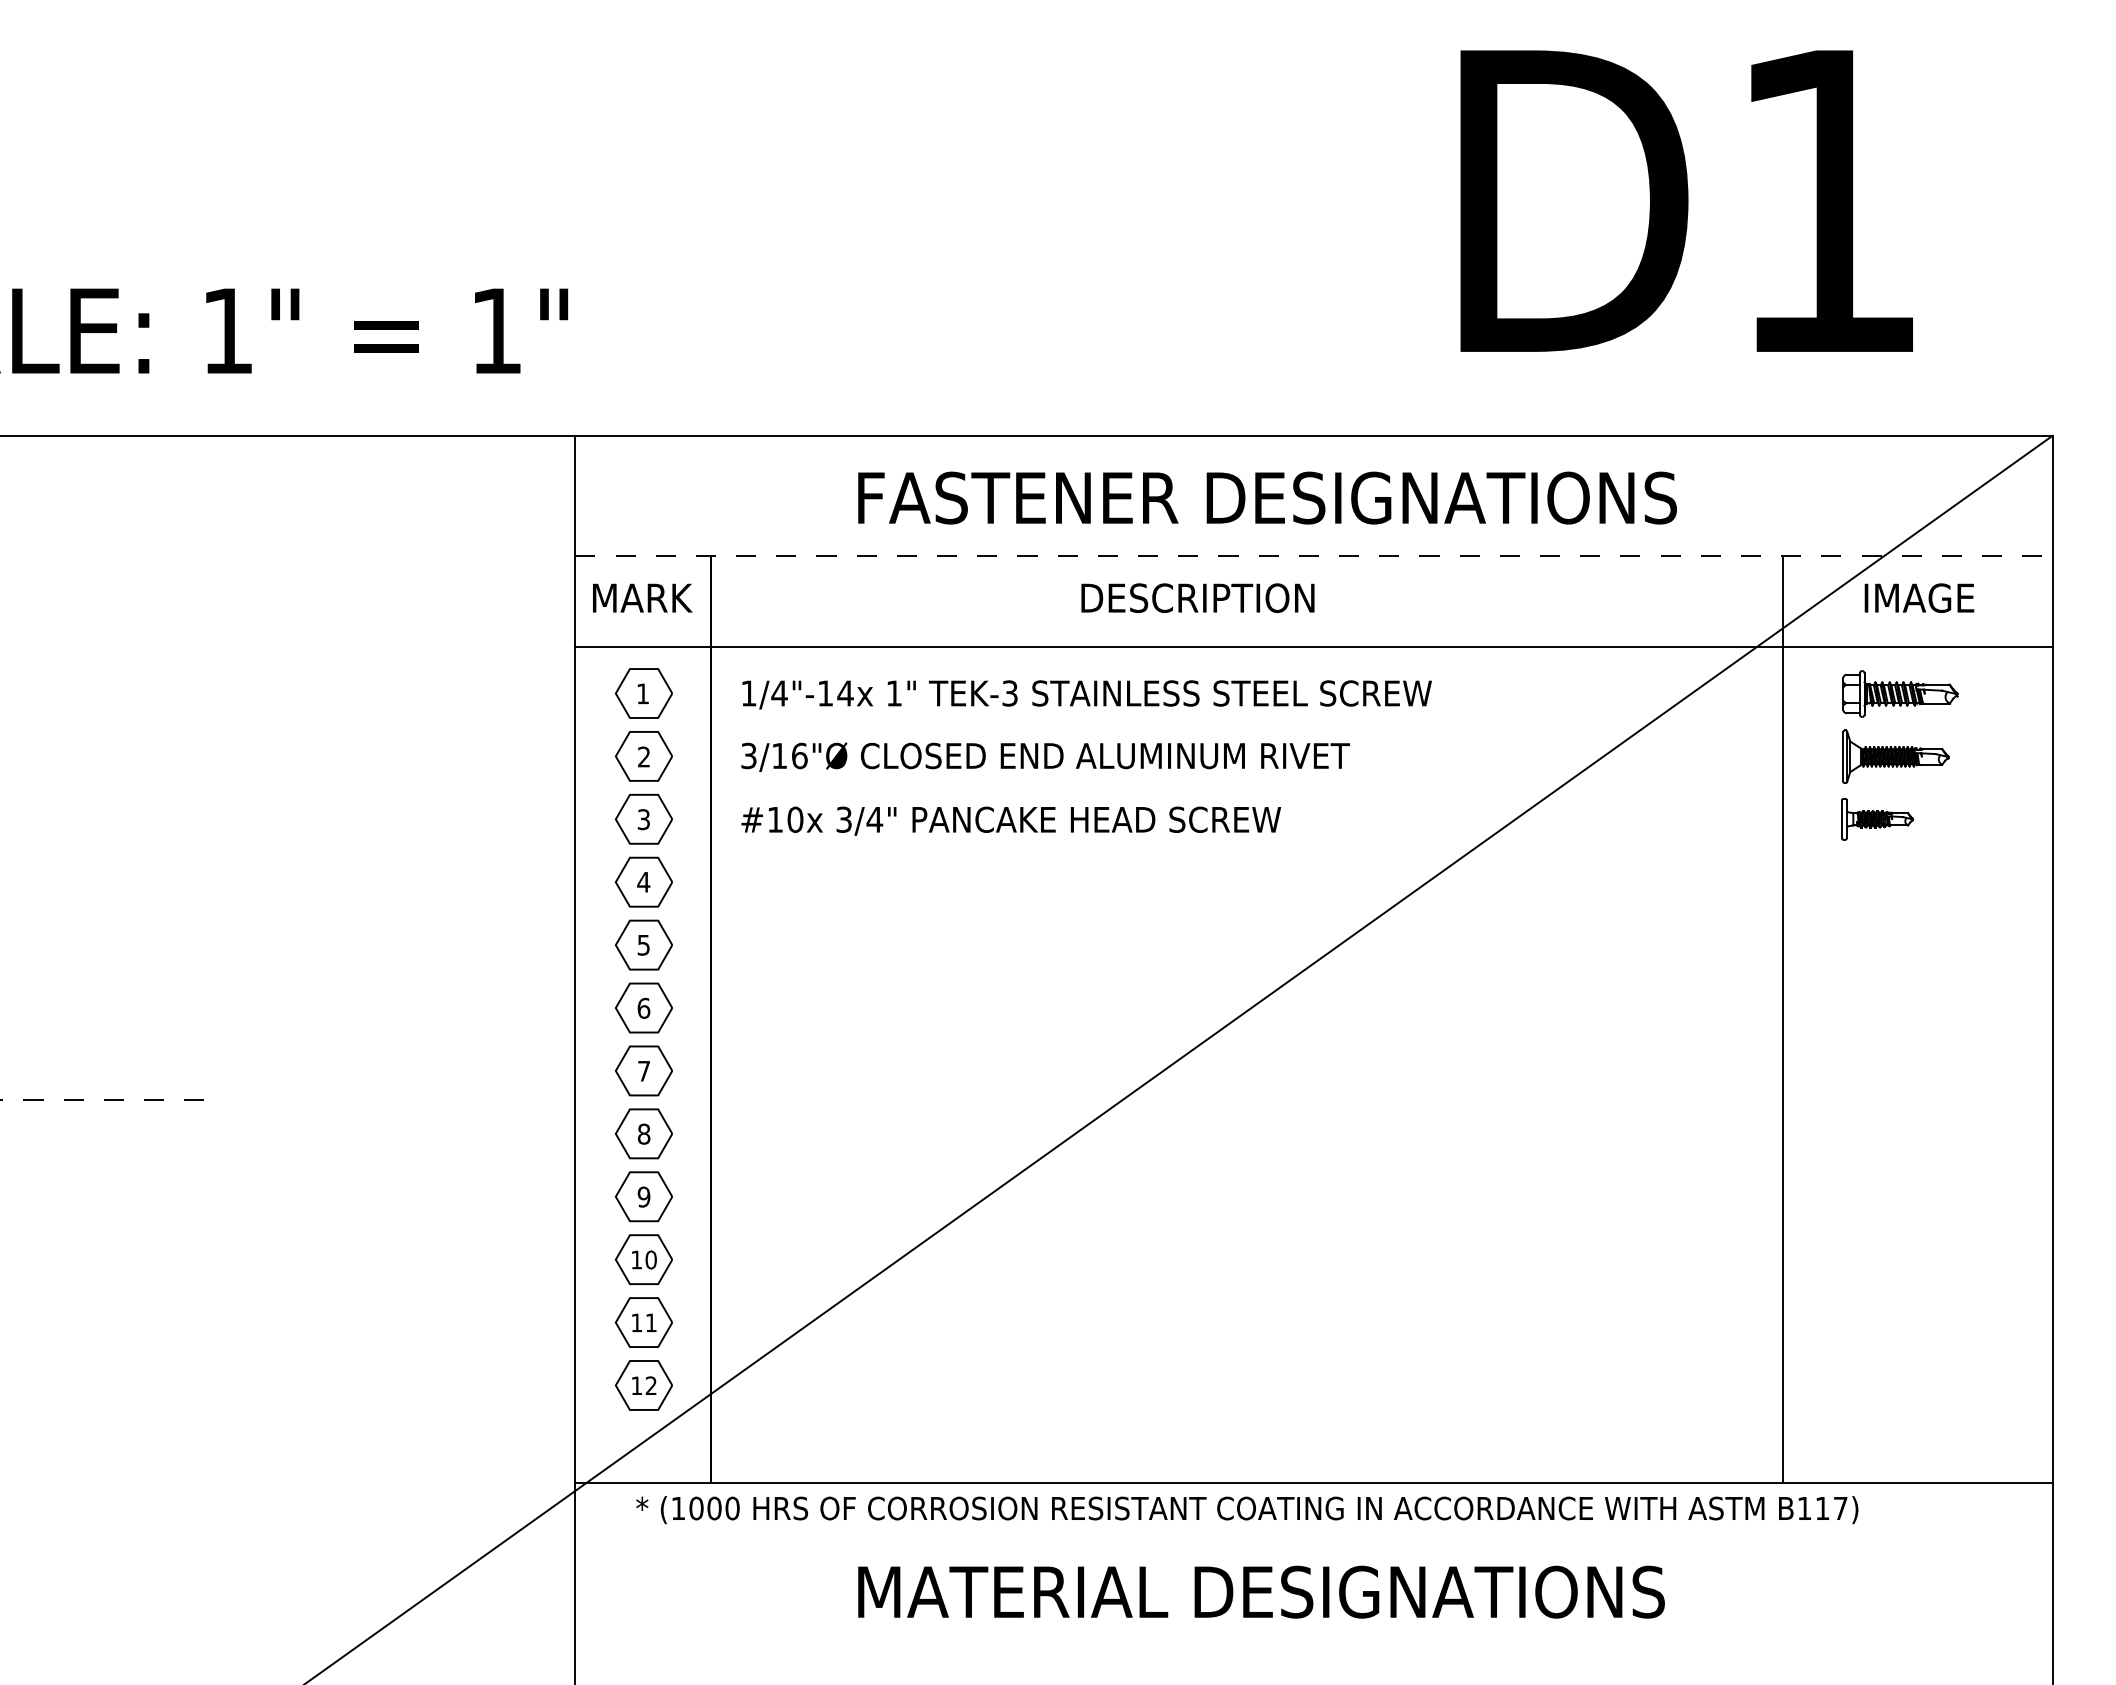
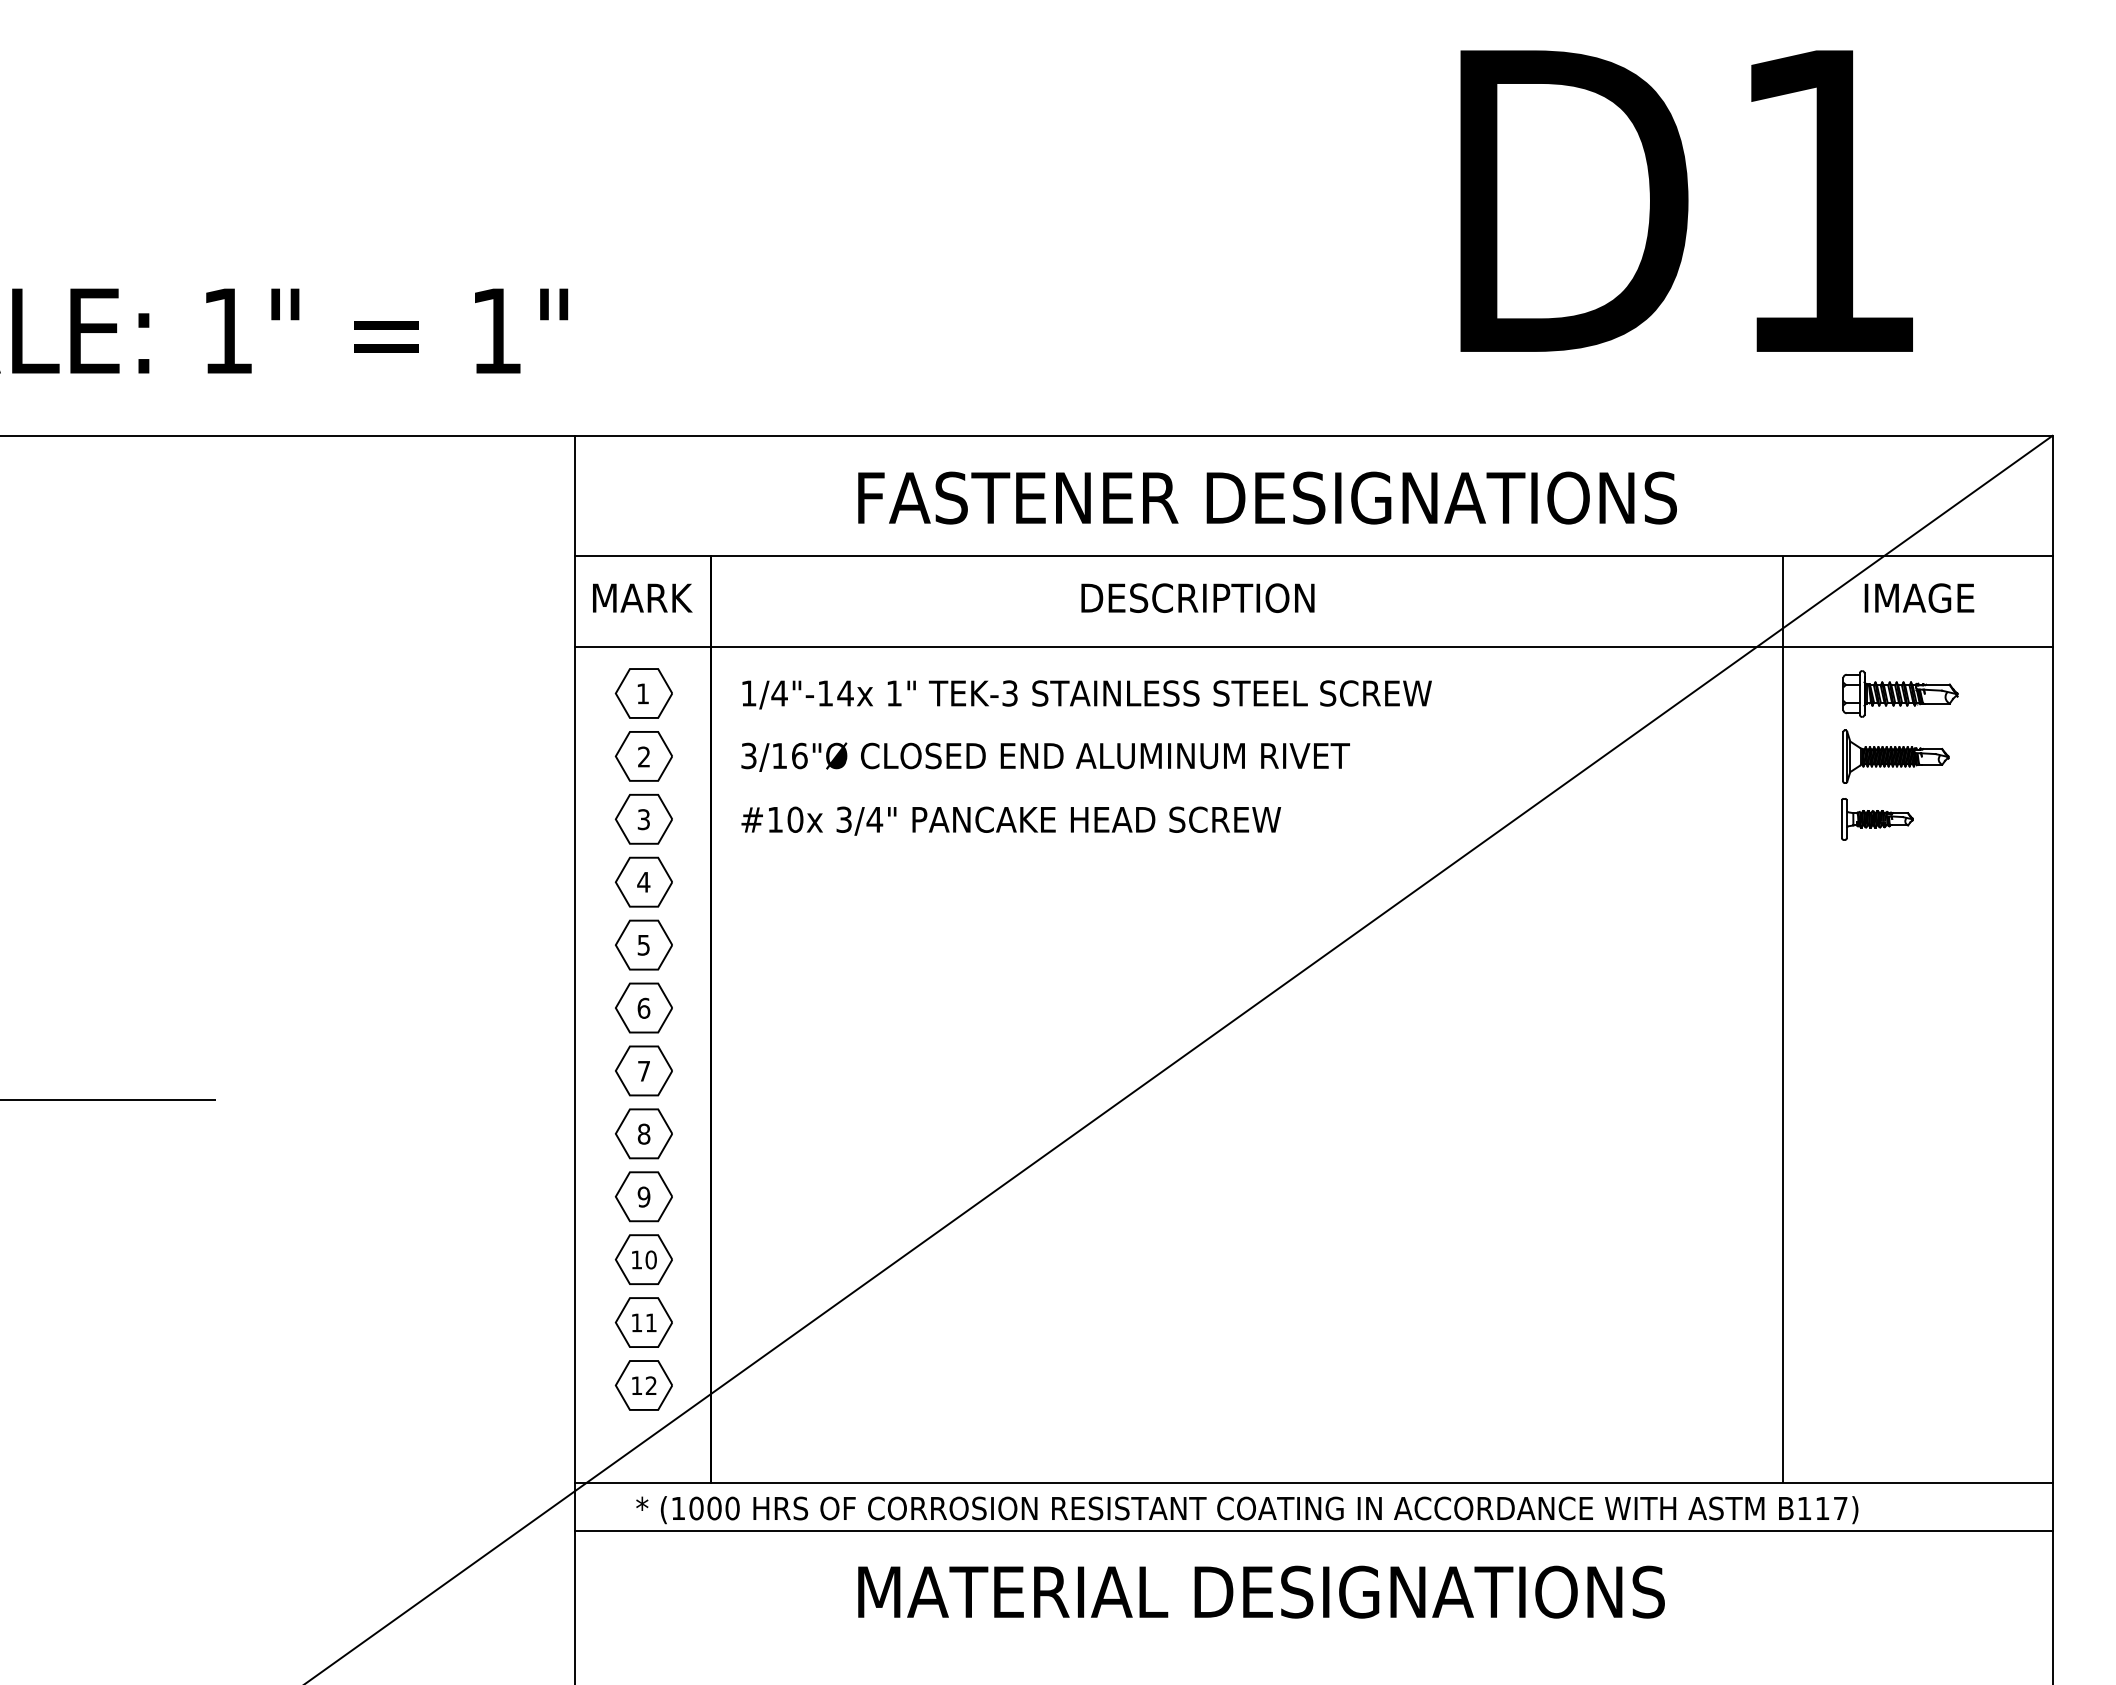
line: dashed -> solid (1313, 556)
line: dashed -> solid (108, 1099)
line: none -> present (1313, 1530)
